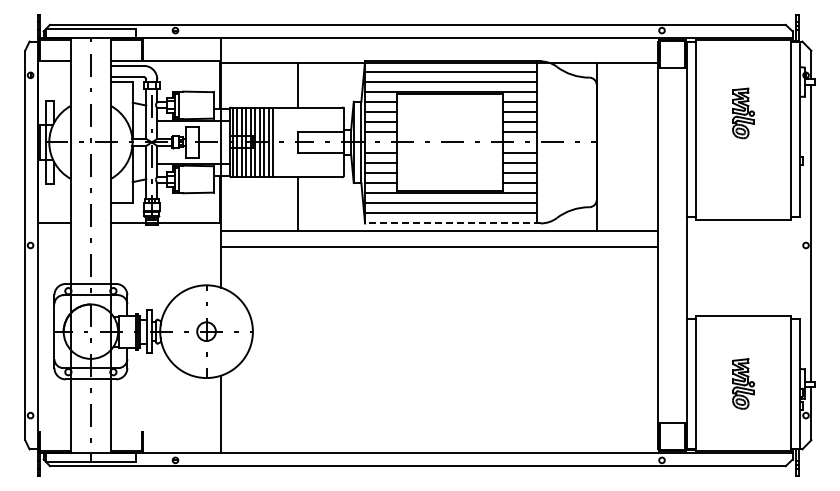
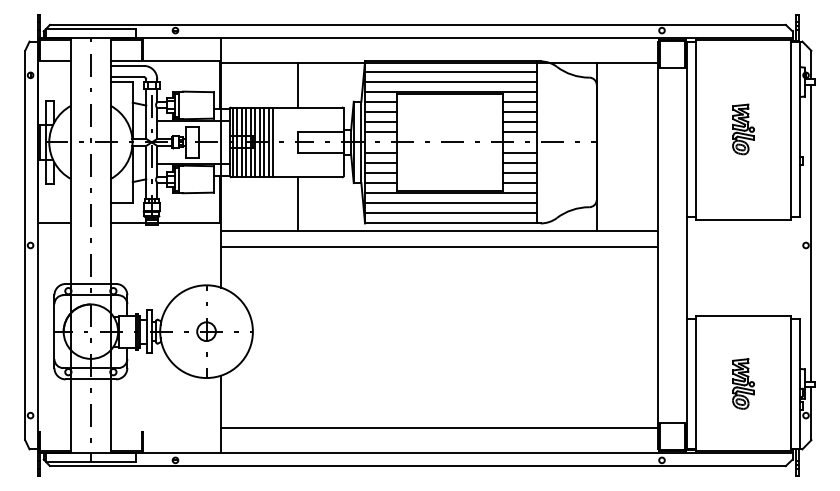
part position: (743, 113) -> (743, 129) (743, 129)
line: dashed -> solid (452, 223)
line: none -> present (439, 427)
